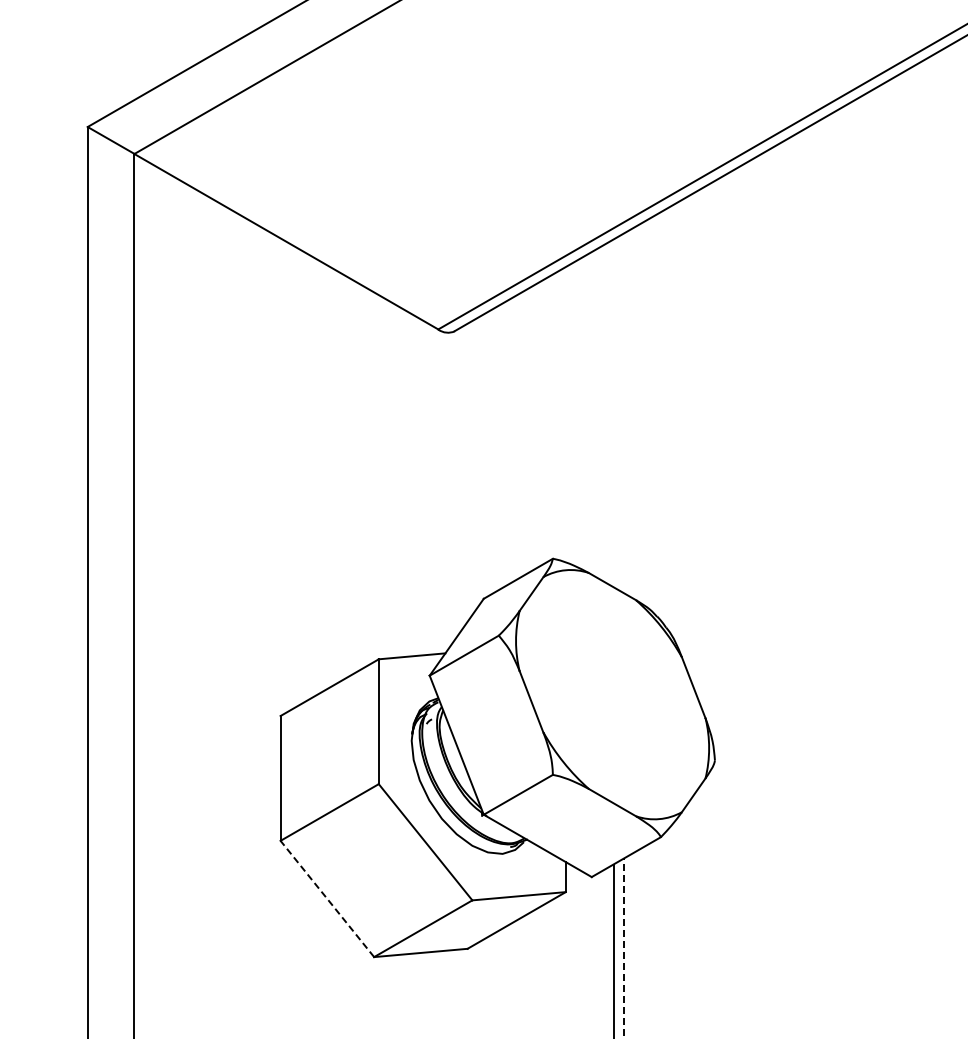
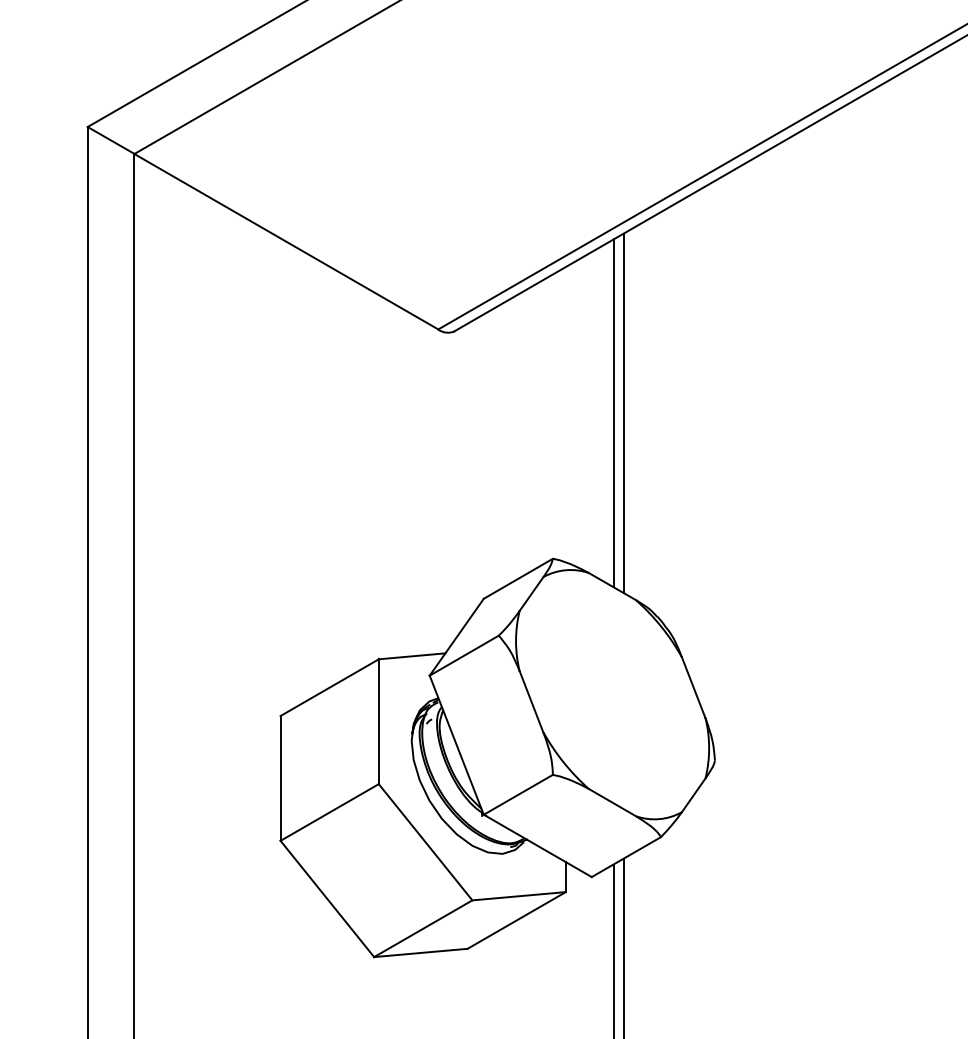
line: none -> present (613, 413)
line: none -> present (623, 413)
line: dashed -> solid (327, 898)
line: dashed -> solid (623, 948)
